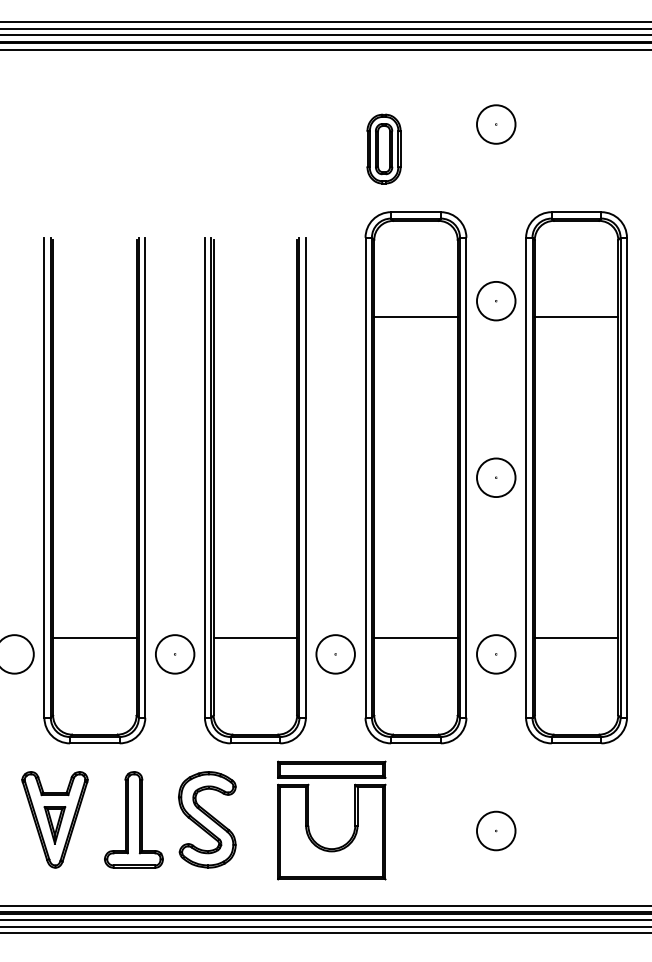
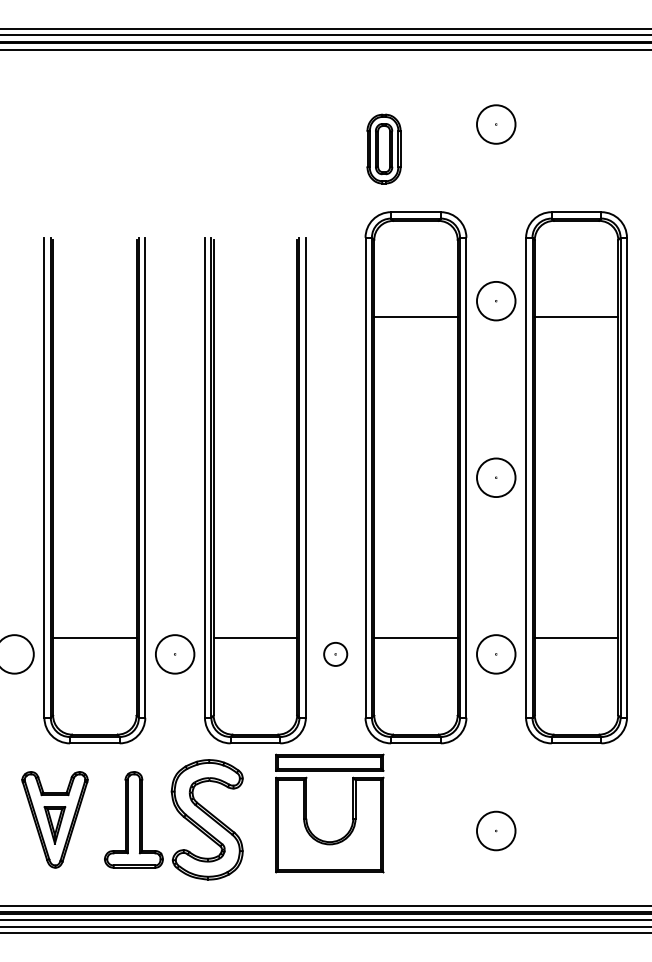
line: present -> none (325, 22)
circle diameter: 39 px -> 23 px (335, 653)
part size: 59x98 px -> 74x122 px (206, 819)
part position: (309, 825) -> (307, 818) (307, 818)
